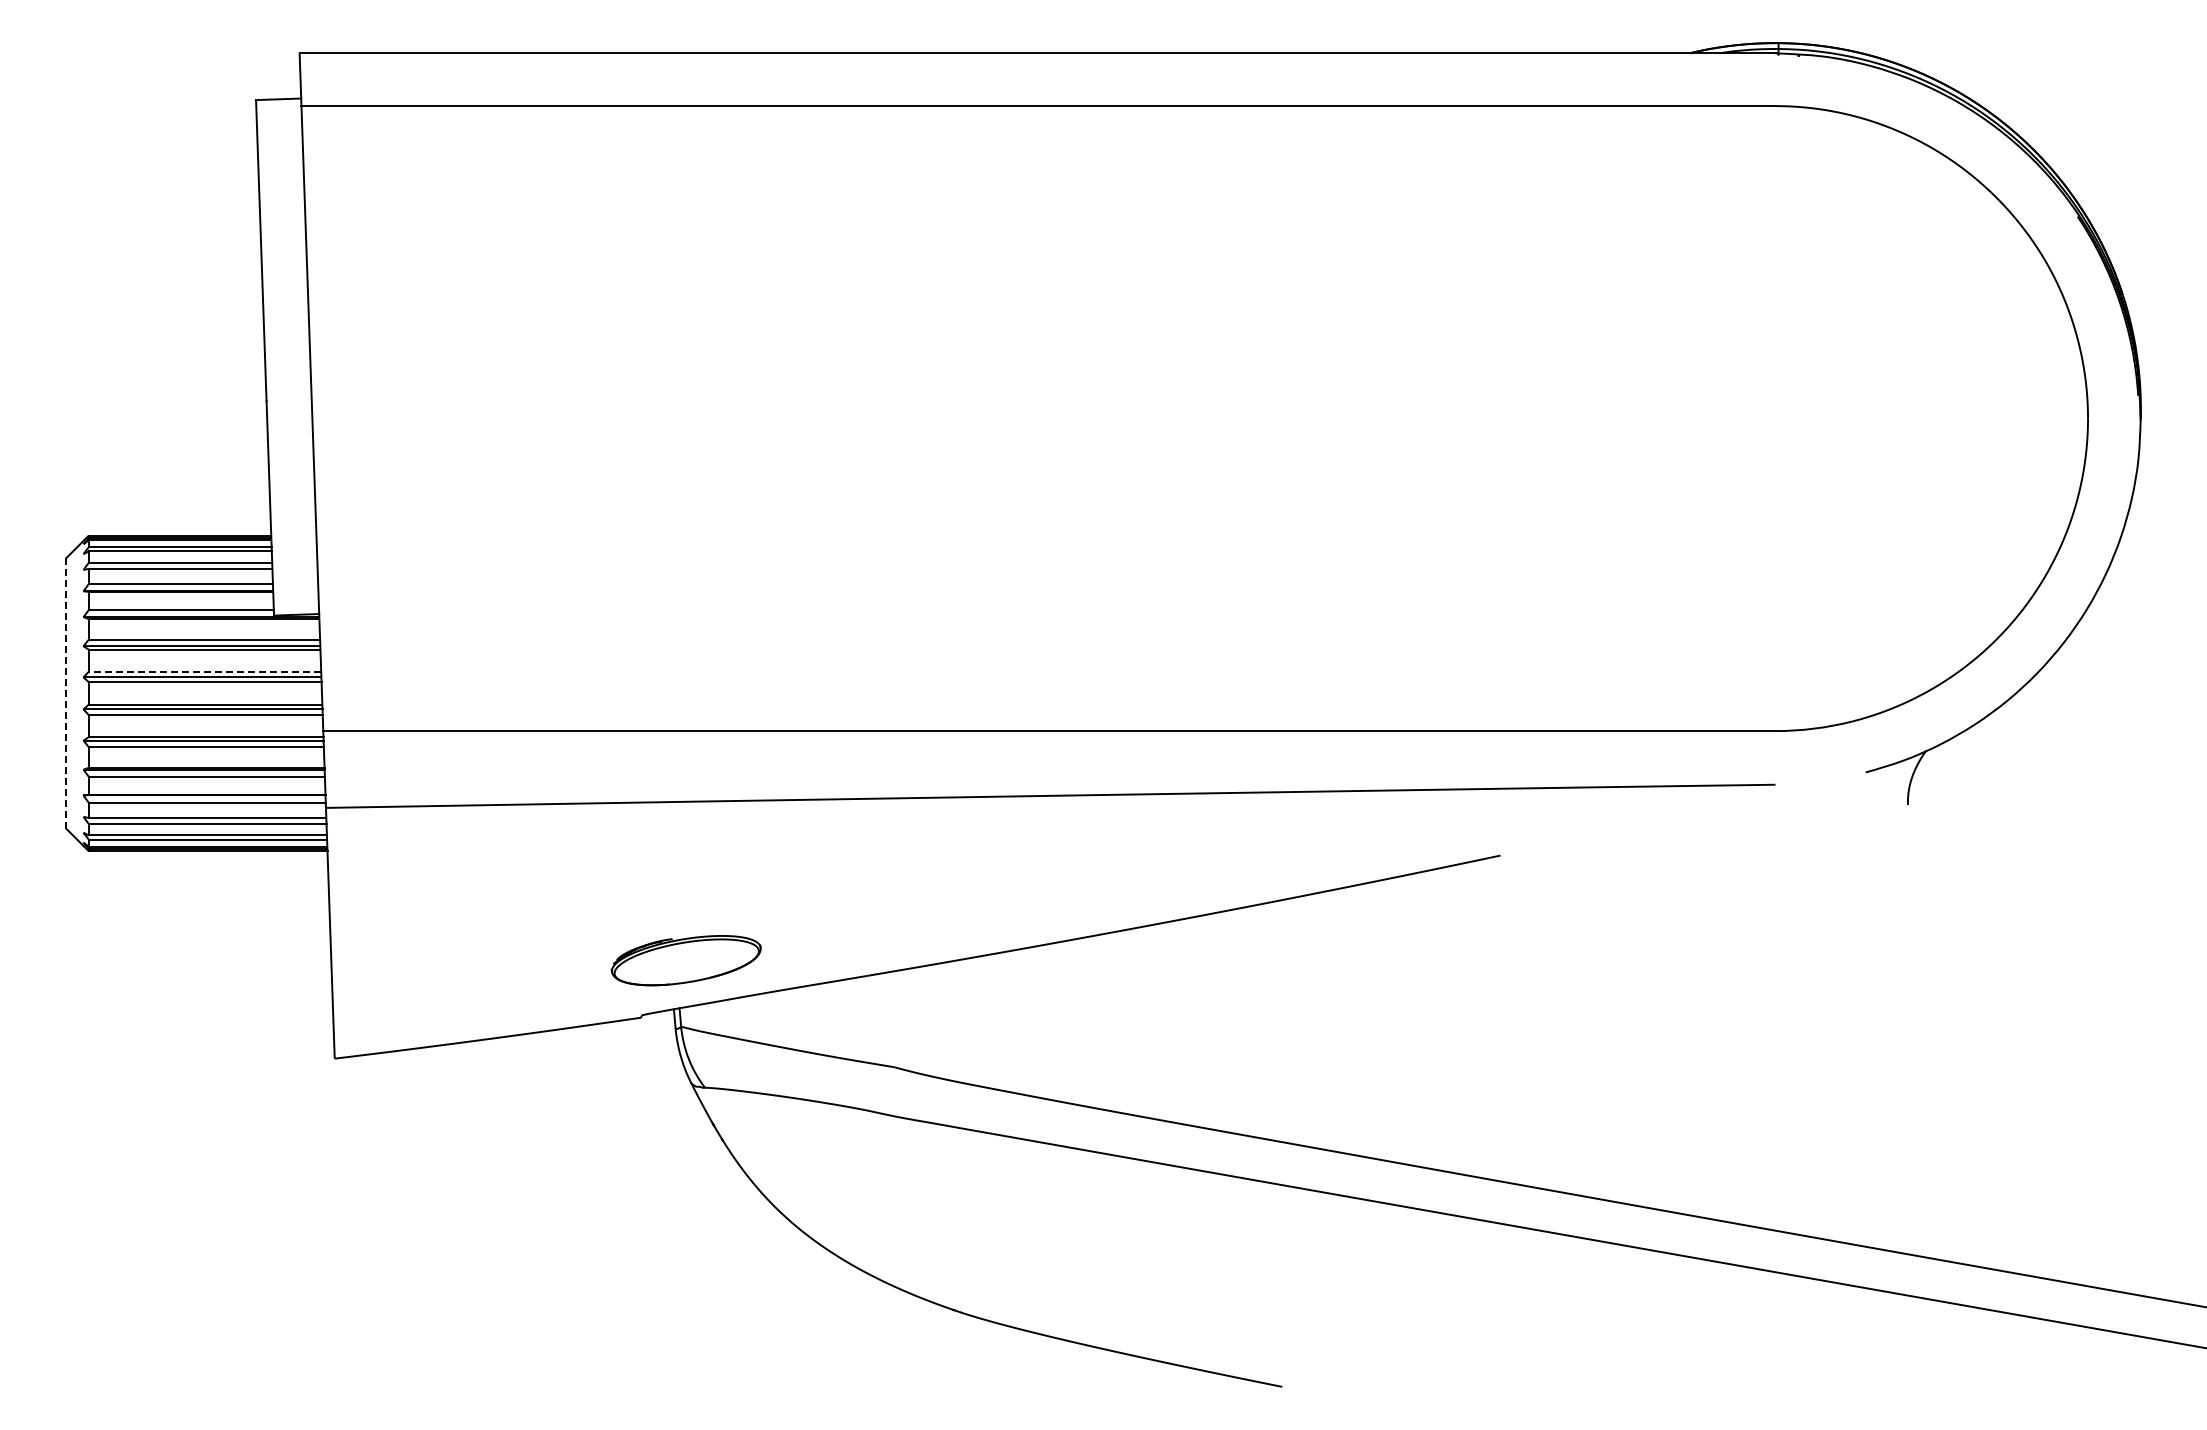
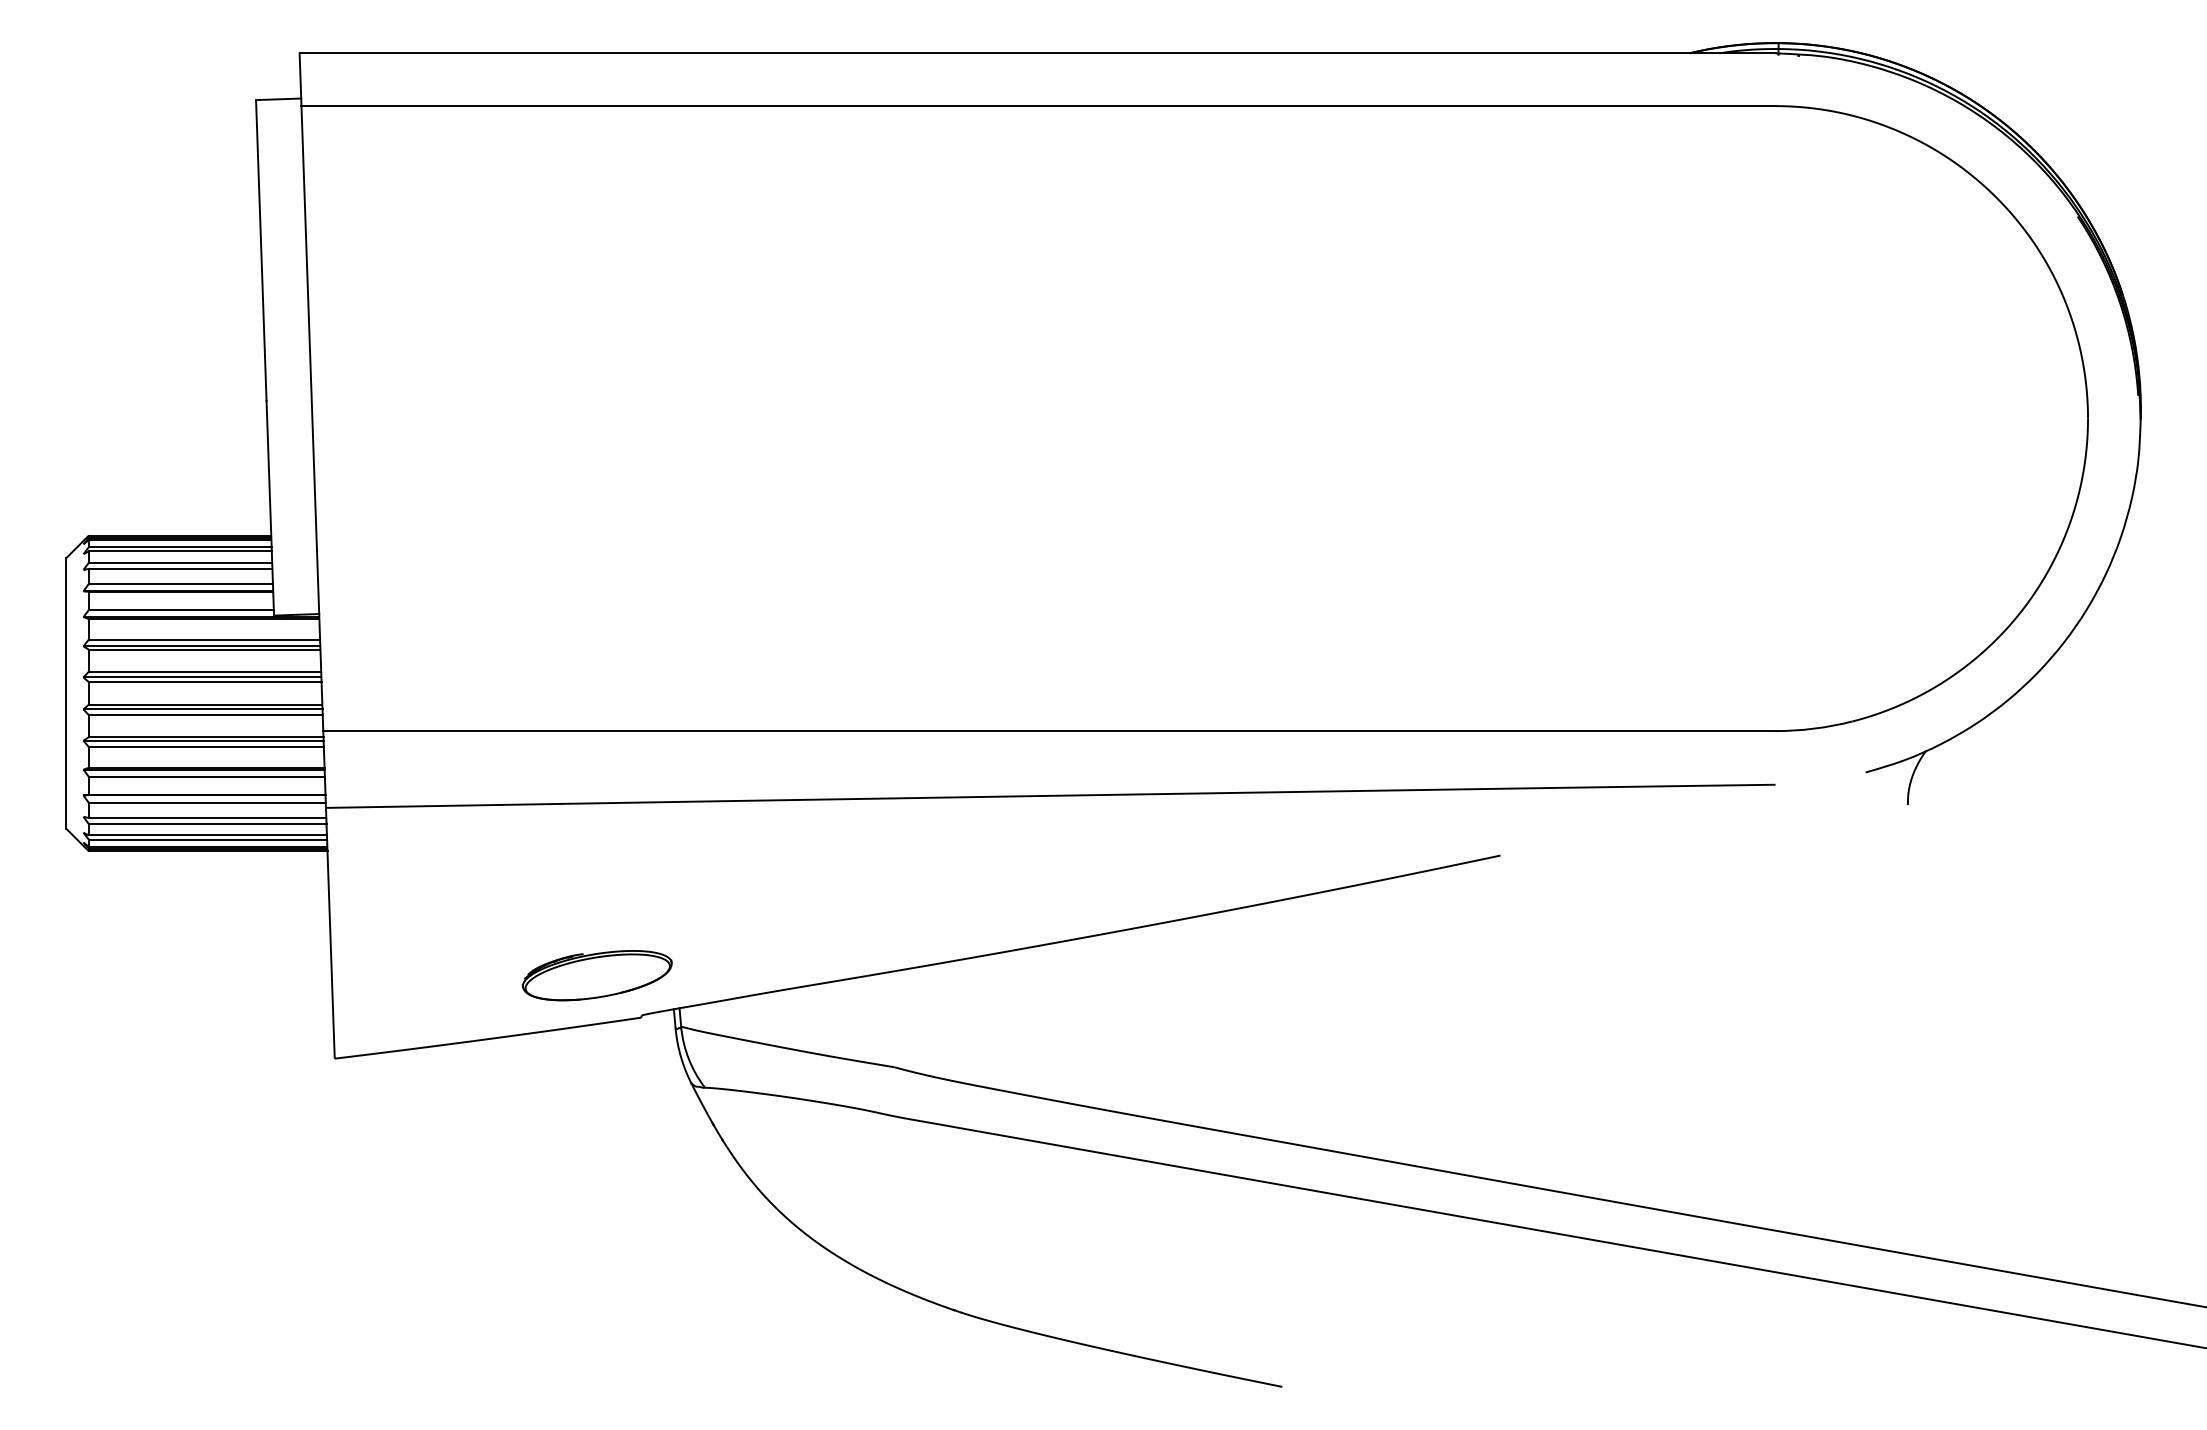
line: dashed -> solid (204, 671)
line: dashed -> solid (66, 692)
part position: (685, 960) -> (596, 975) (596, 975)
